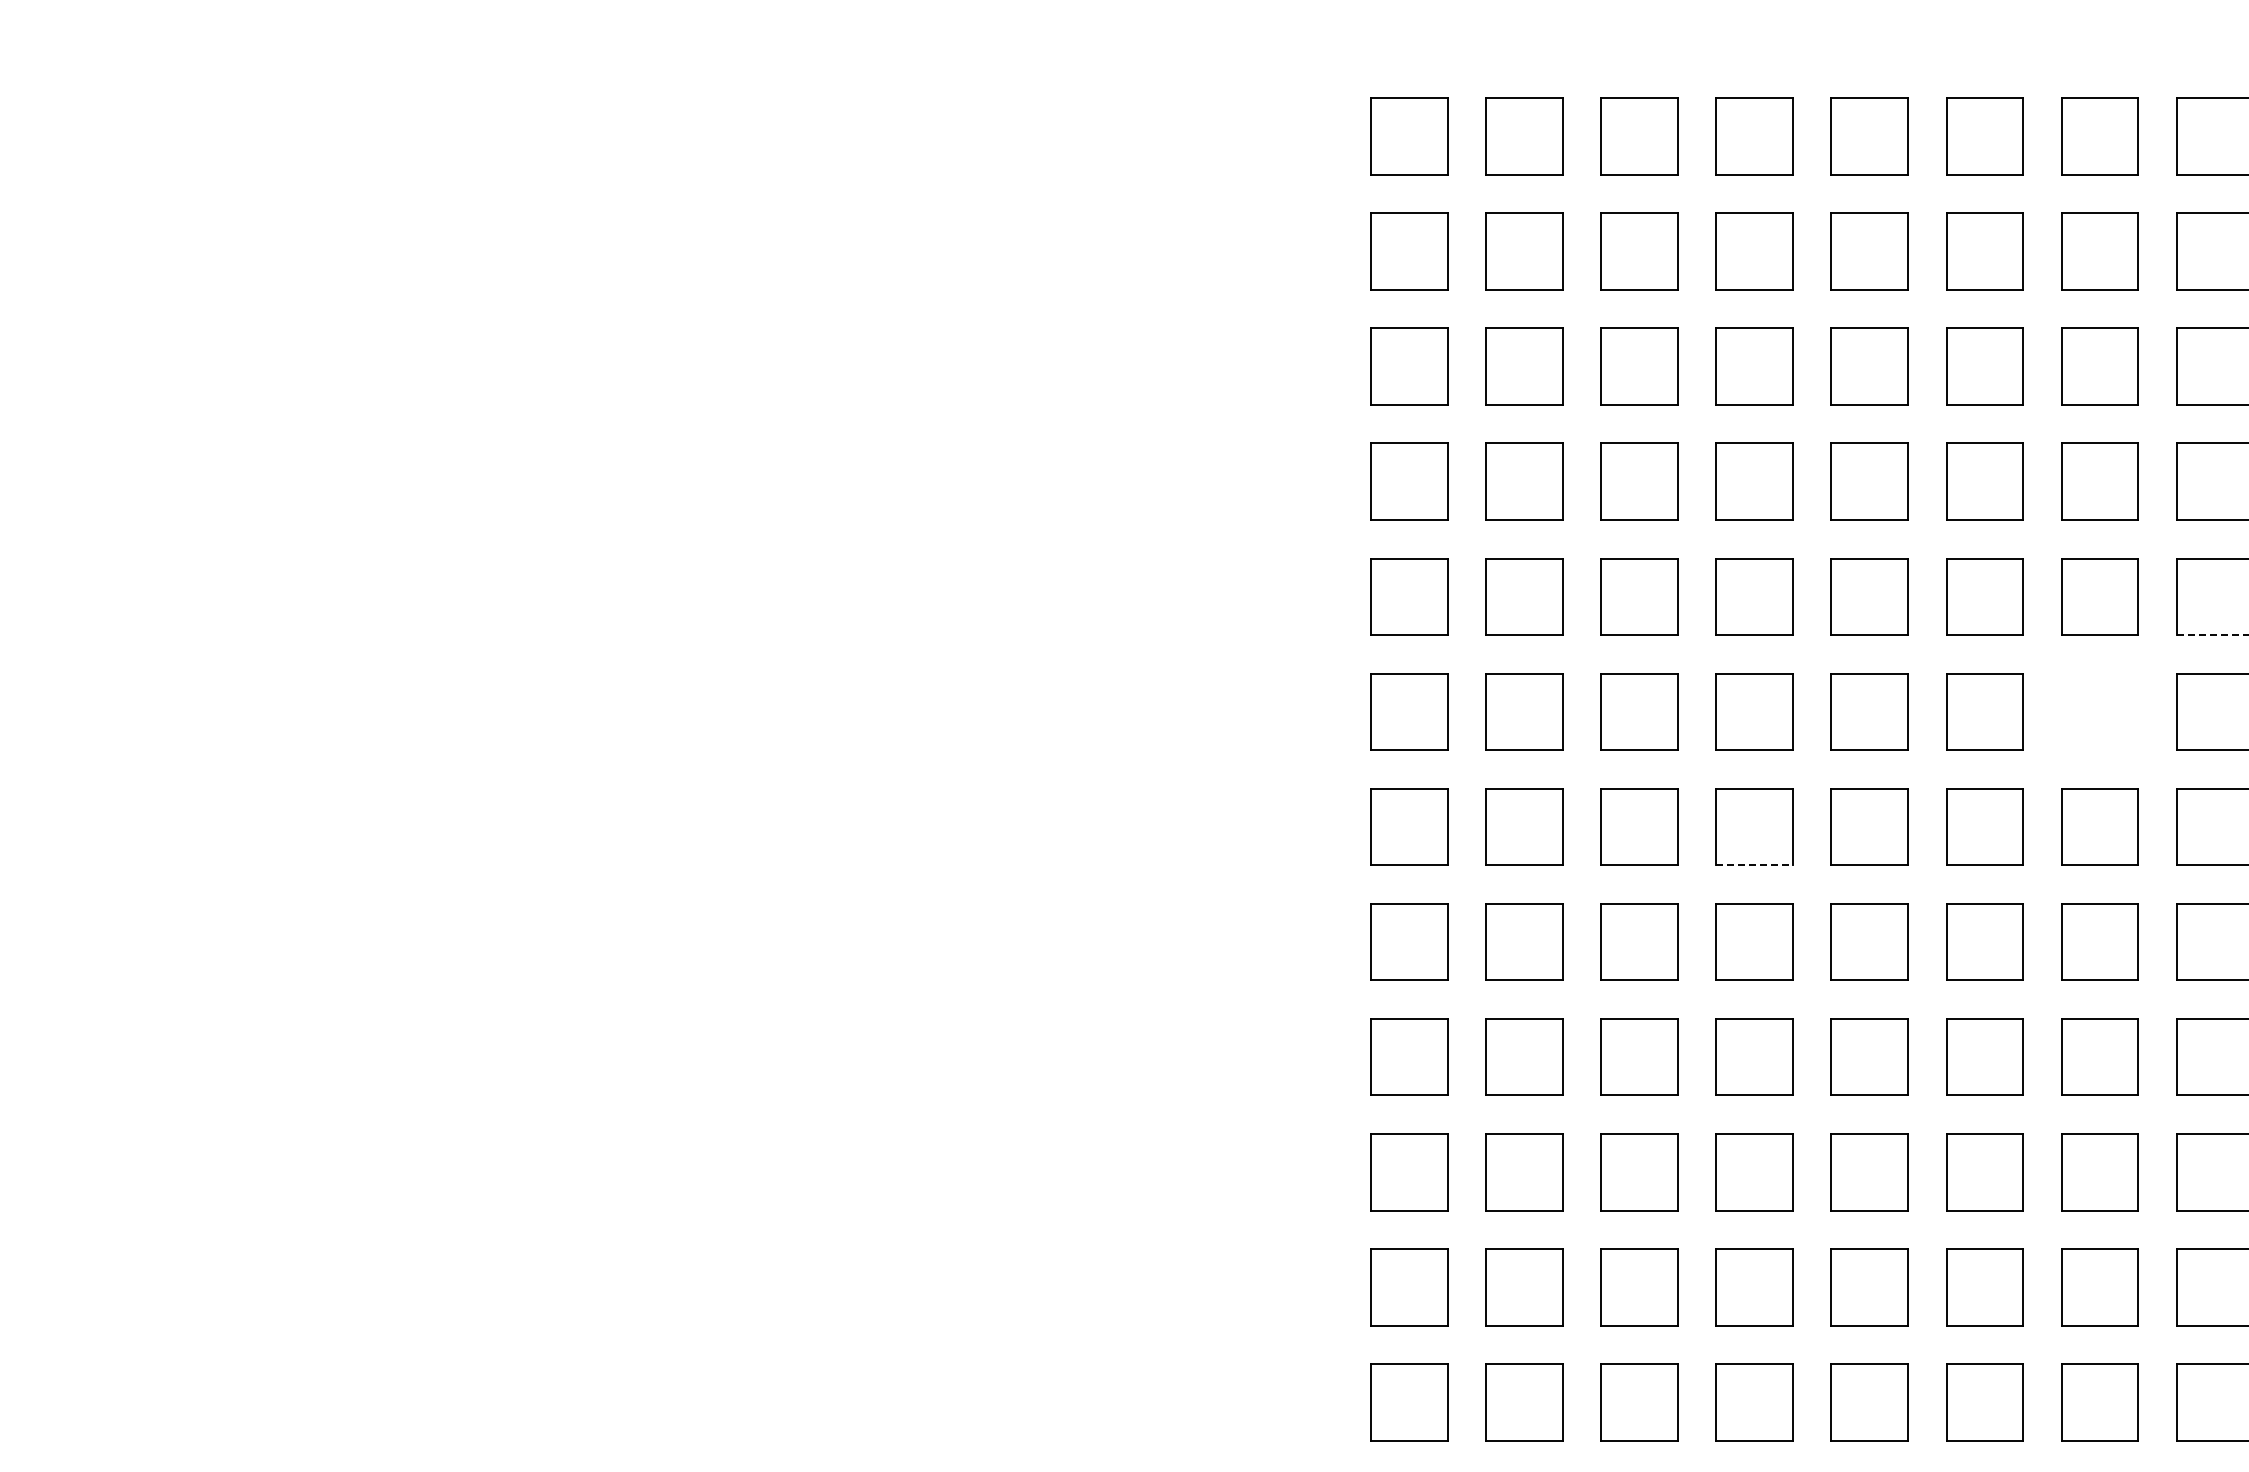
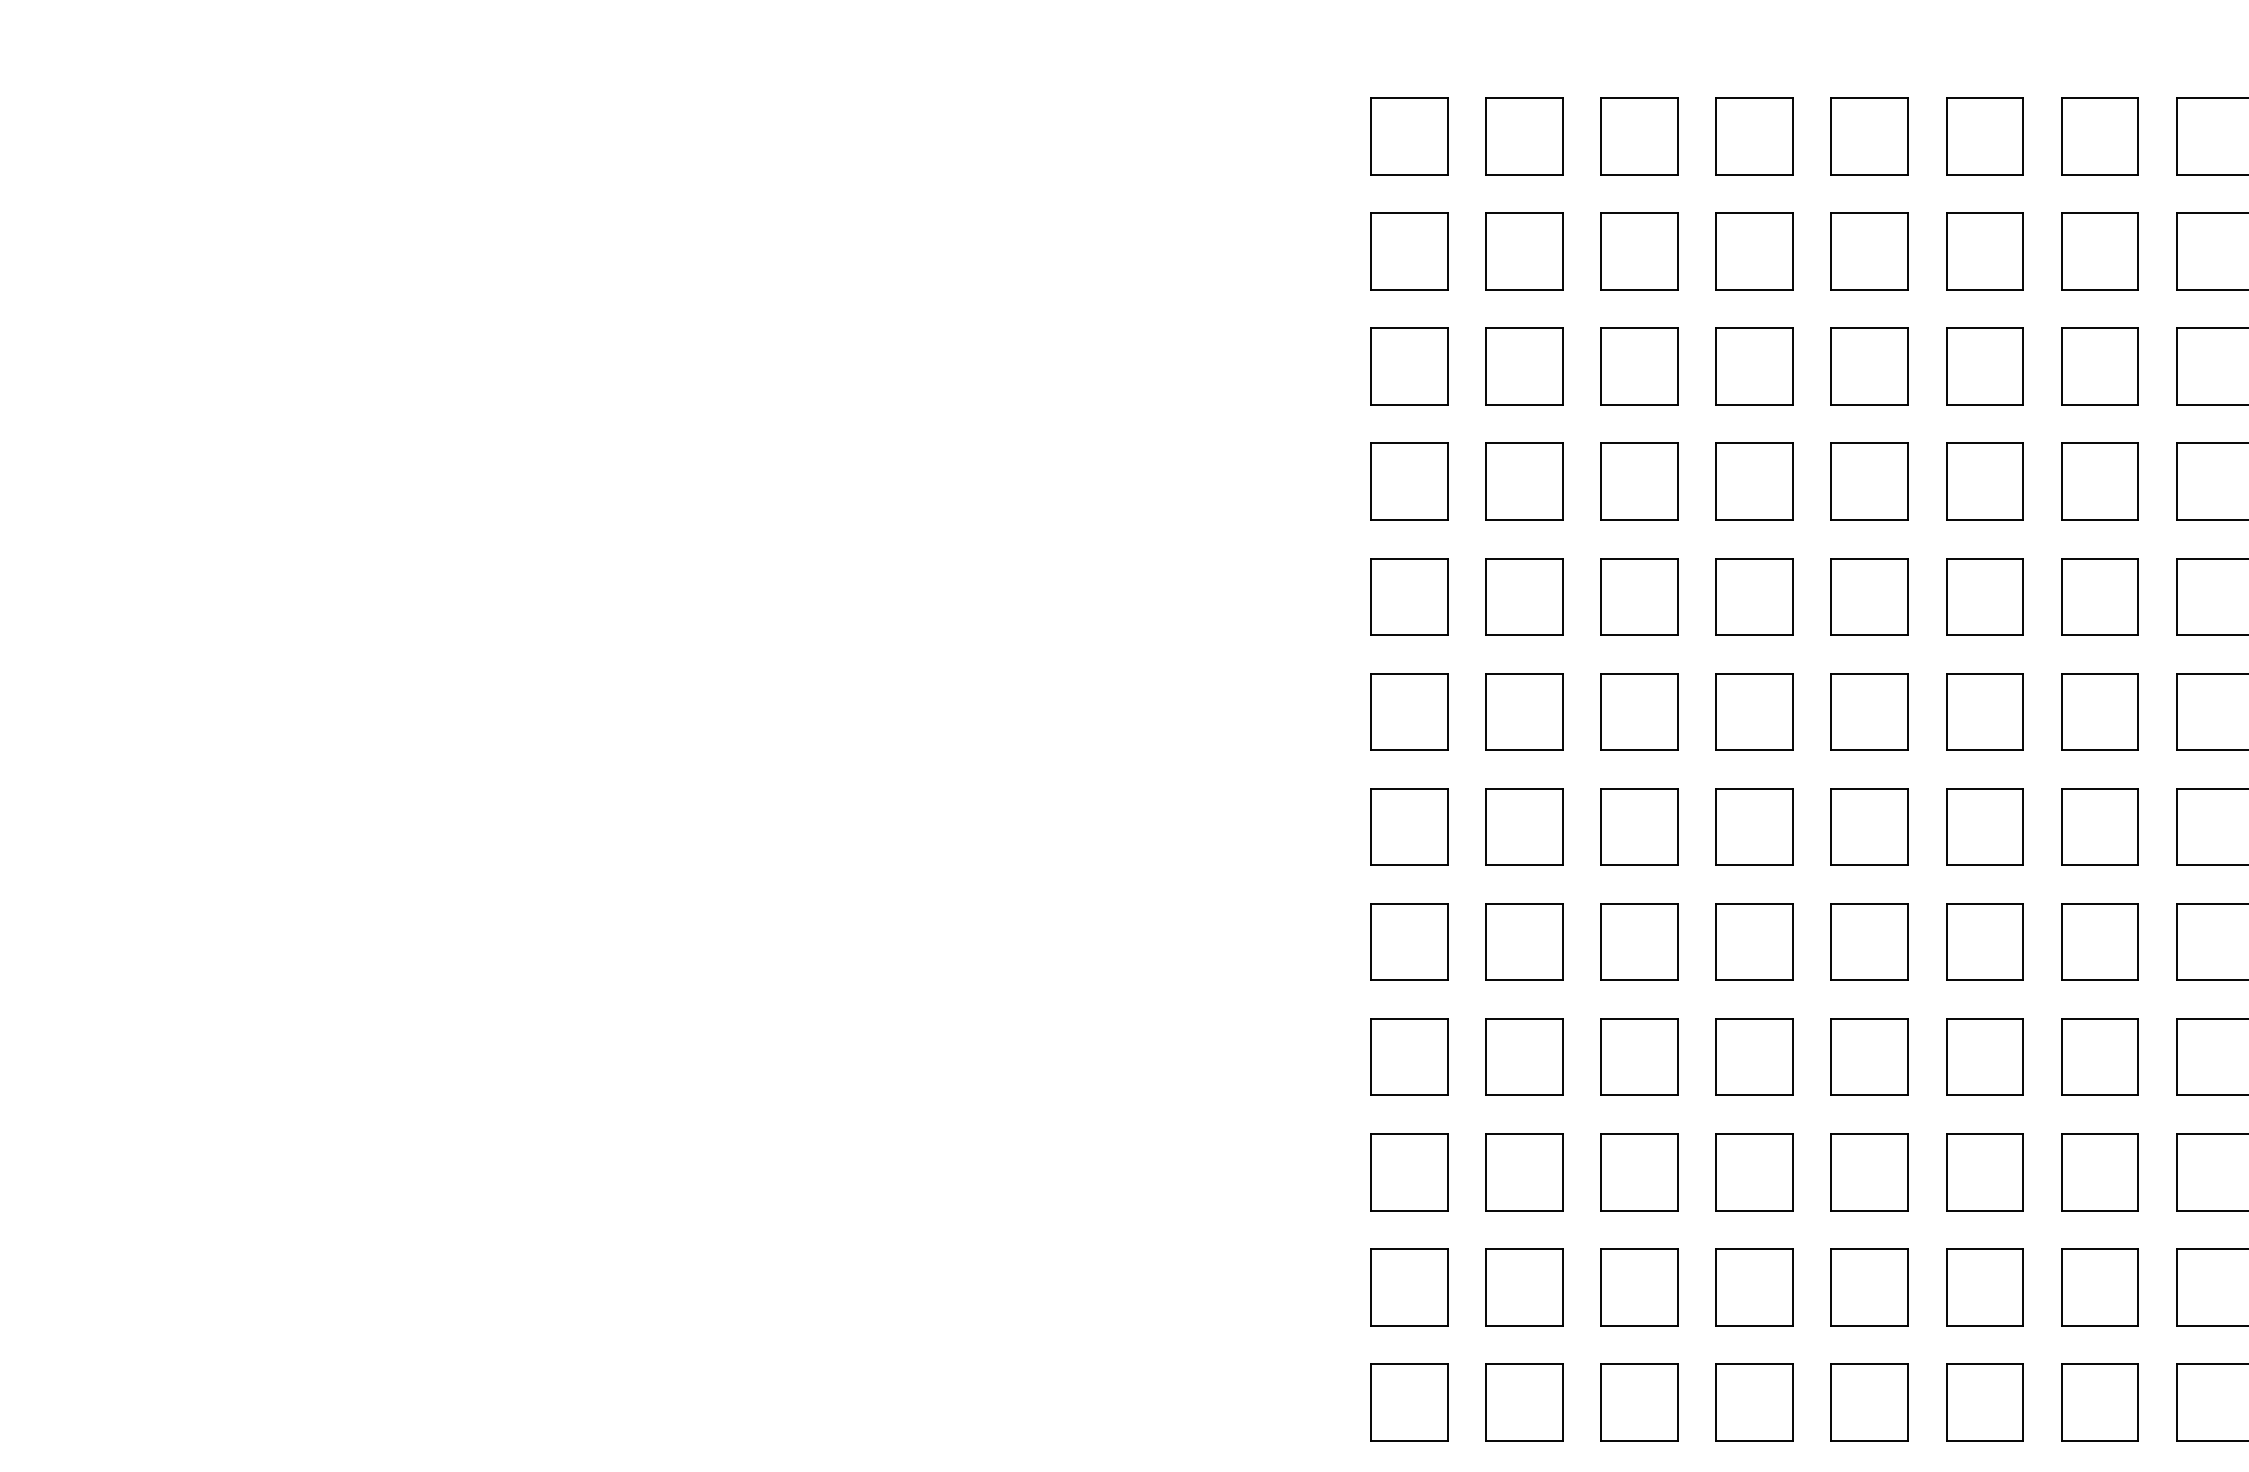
line: dashed -> solid (2212, 635)
part: none -> present (2099, 711)
line: dashed -> solid (1755, 865)
